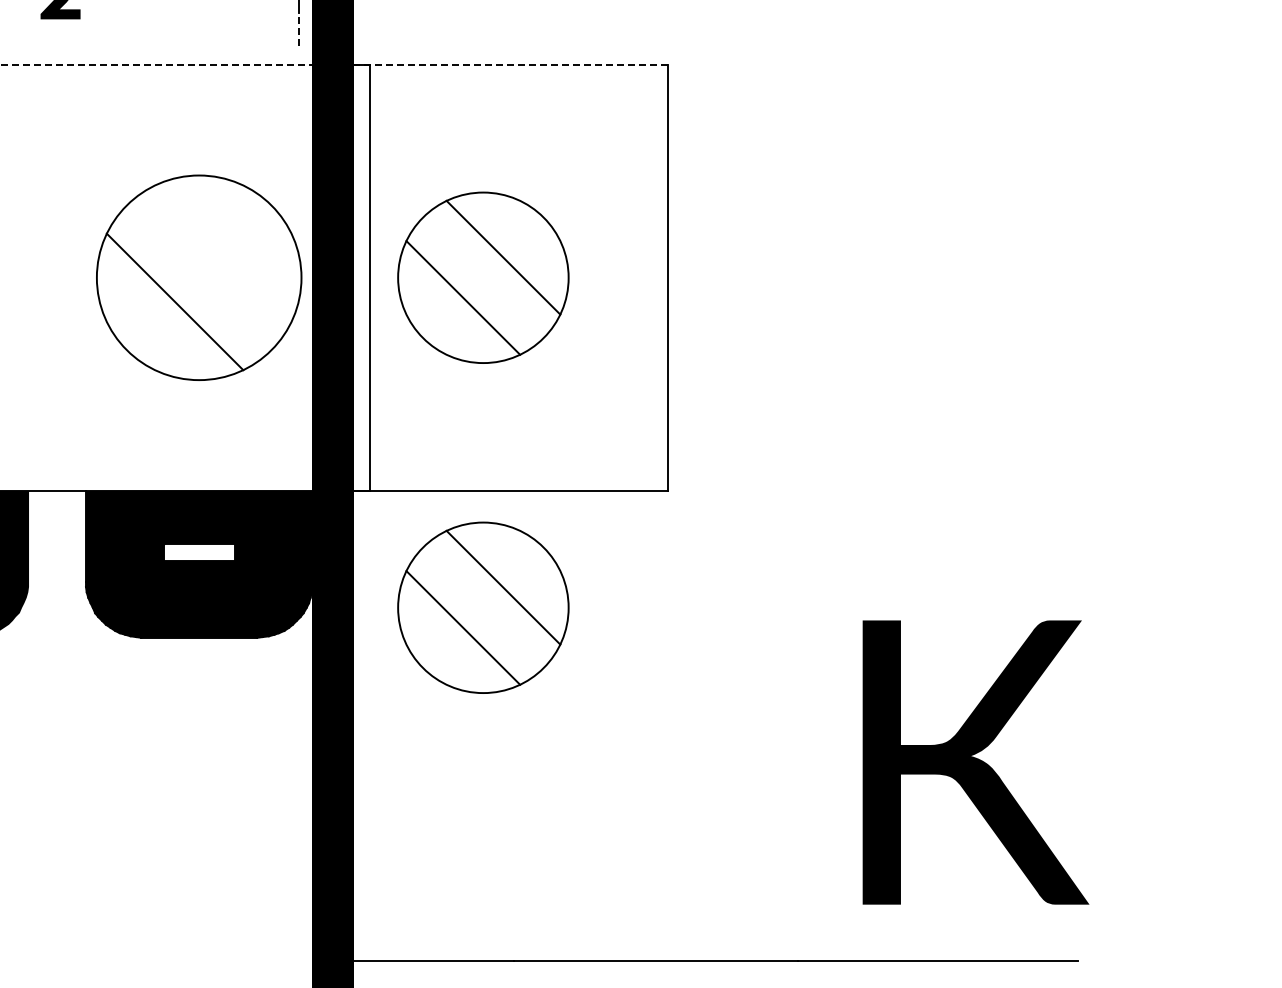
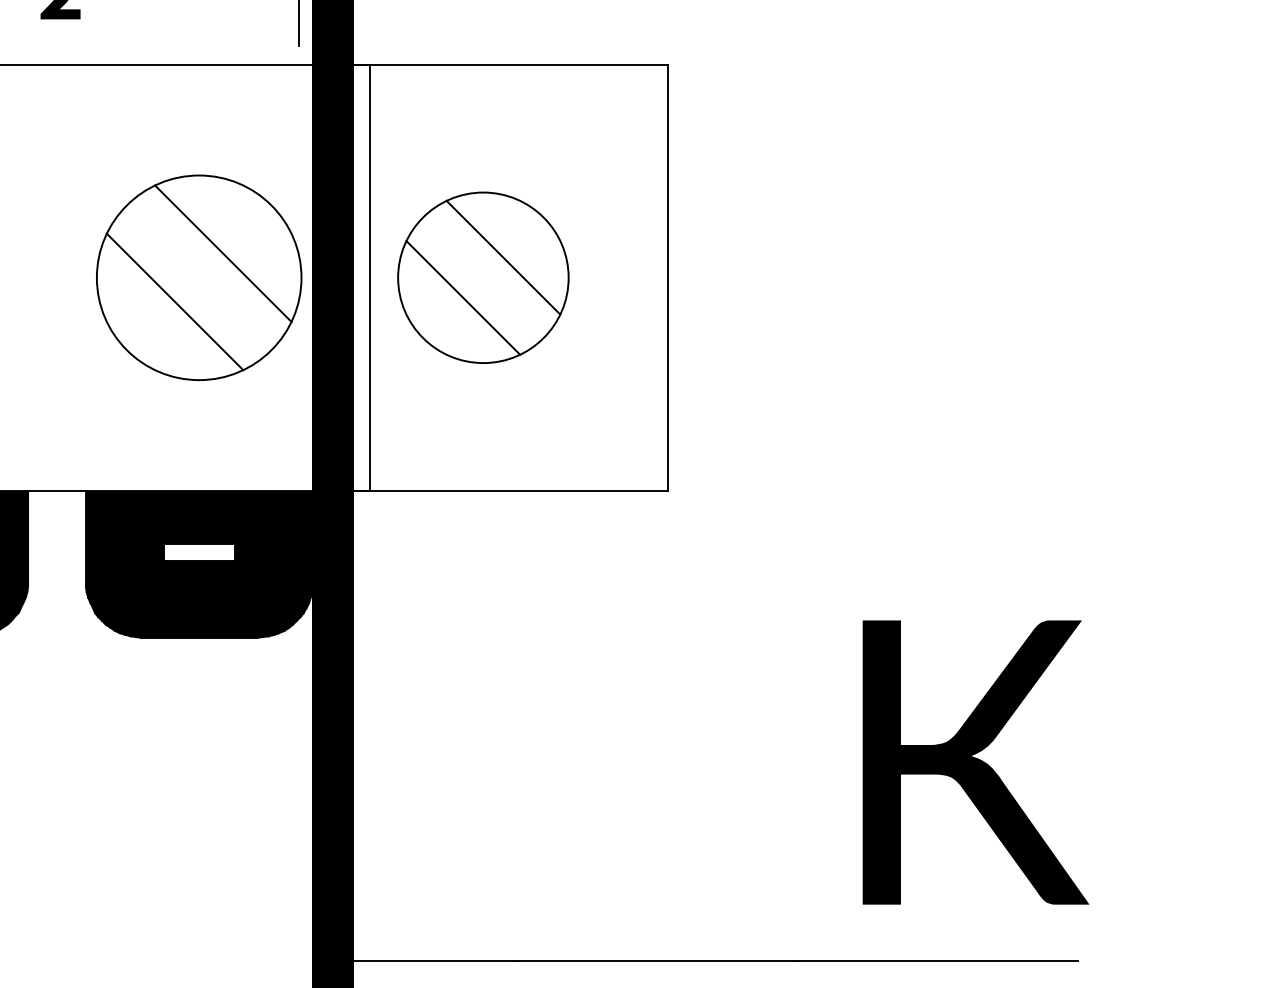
line: dashed -> solid (299, 29)
line: dashed -> solid (334, 64)
line: none -> present (223, 253)
part: present -> none (483, 607)
